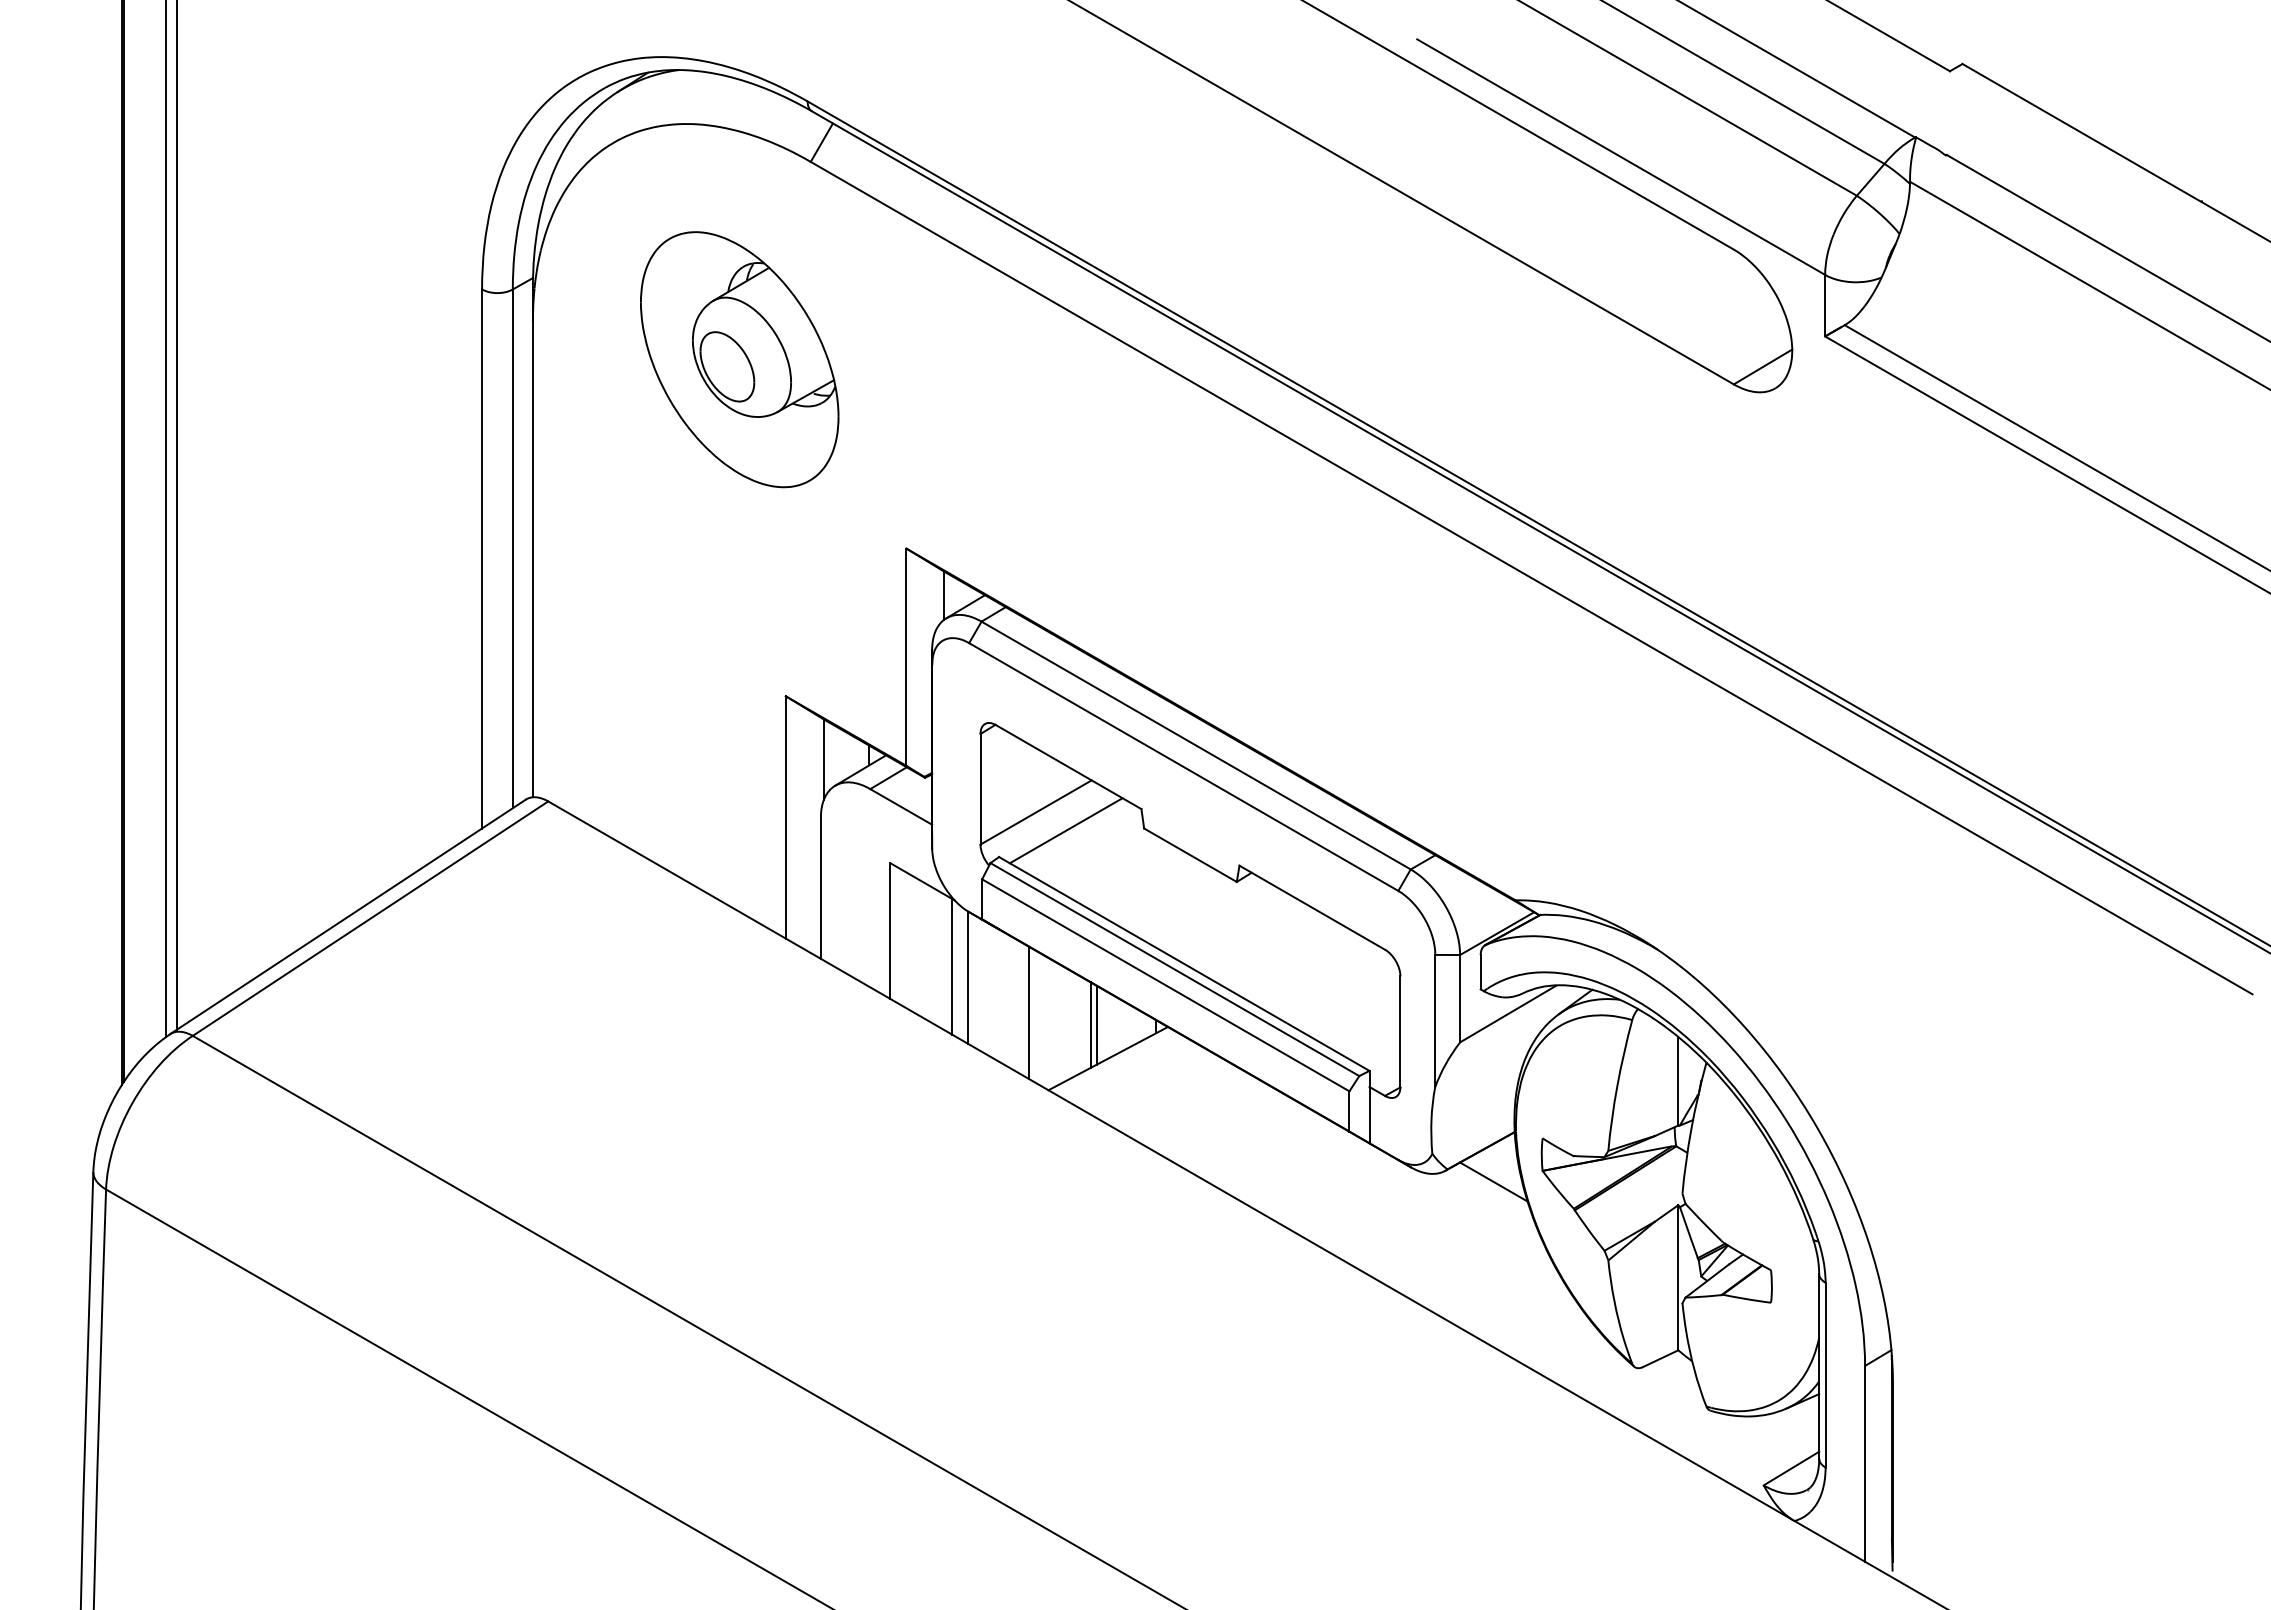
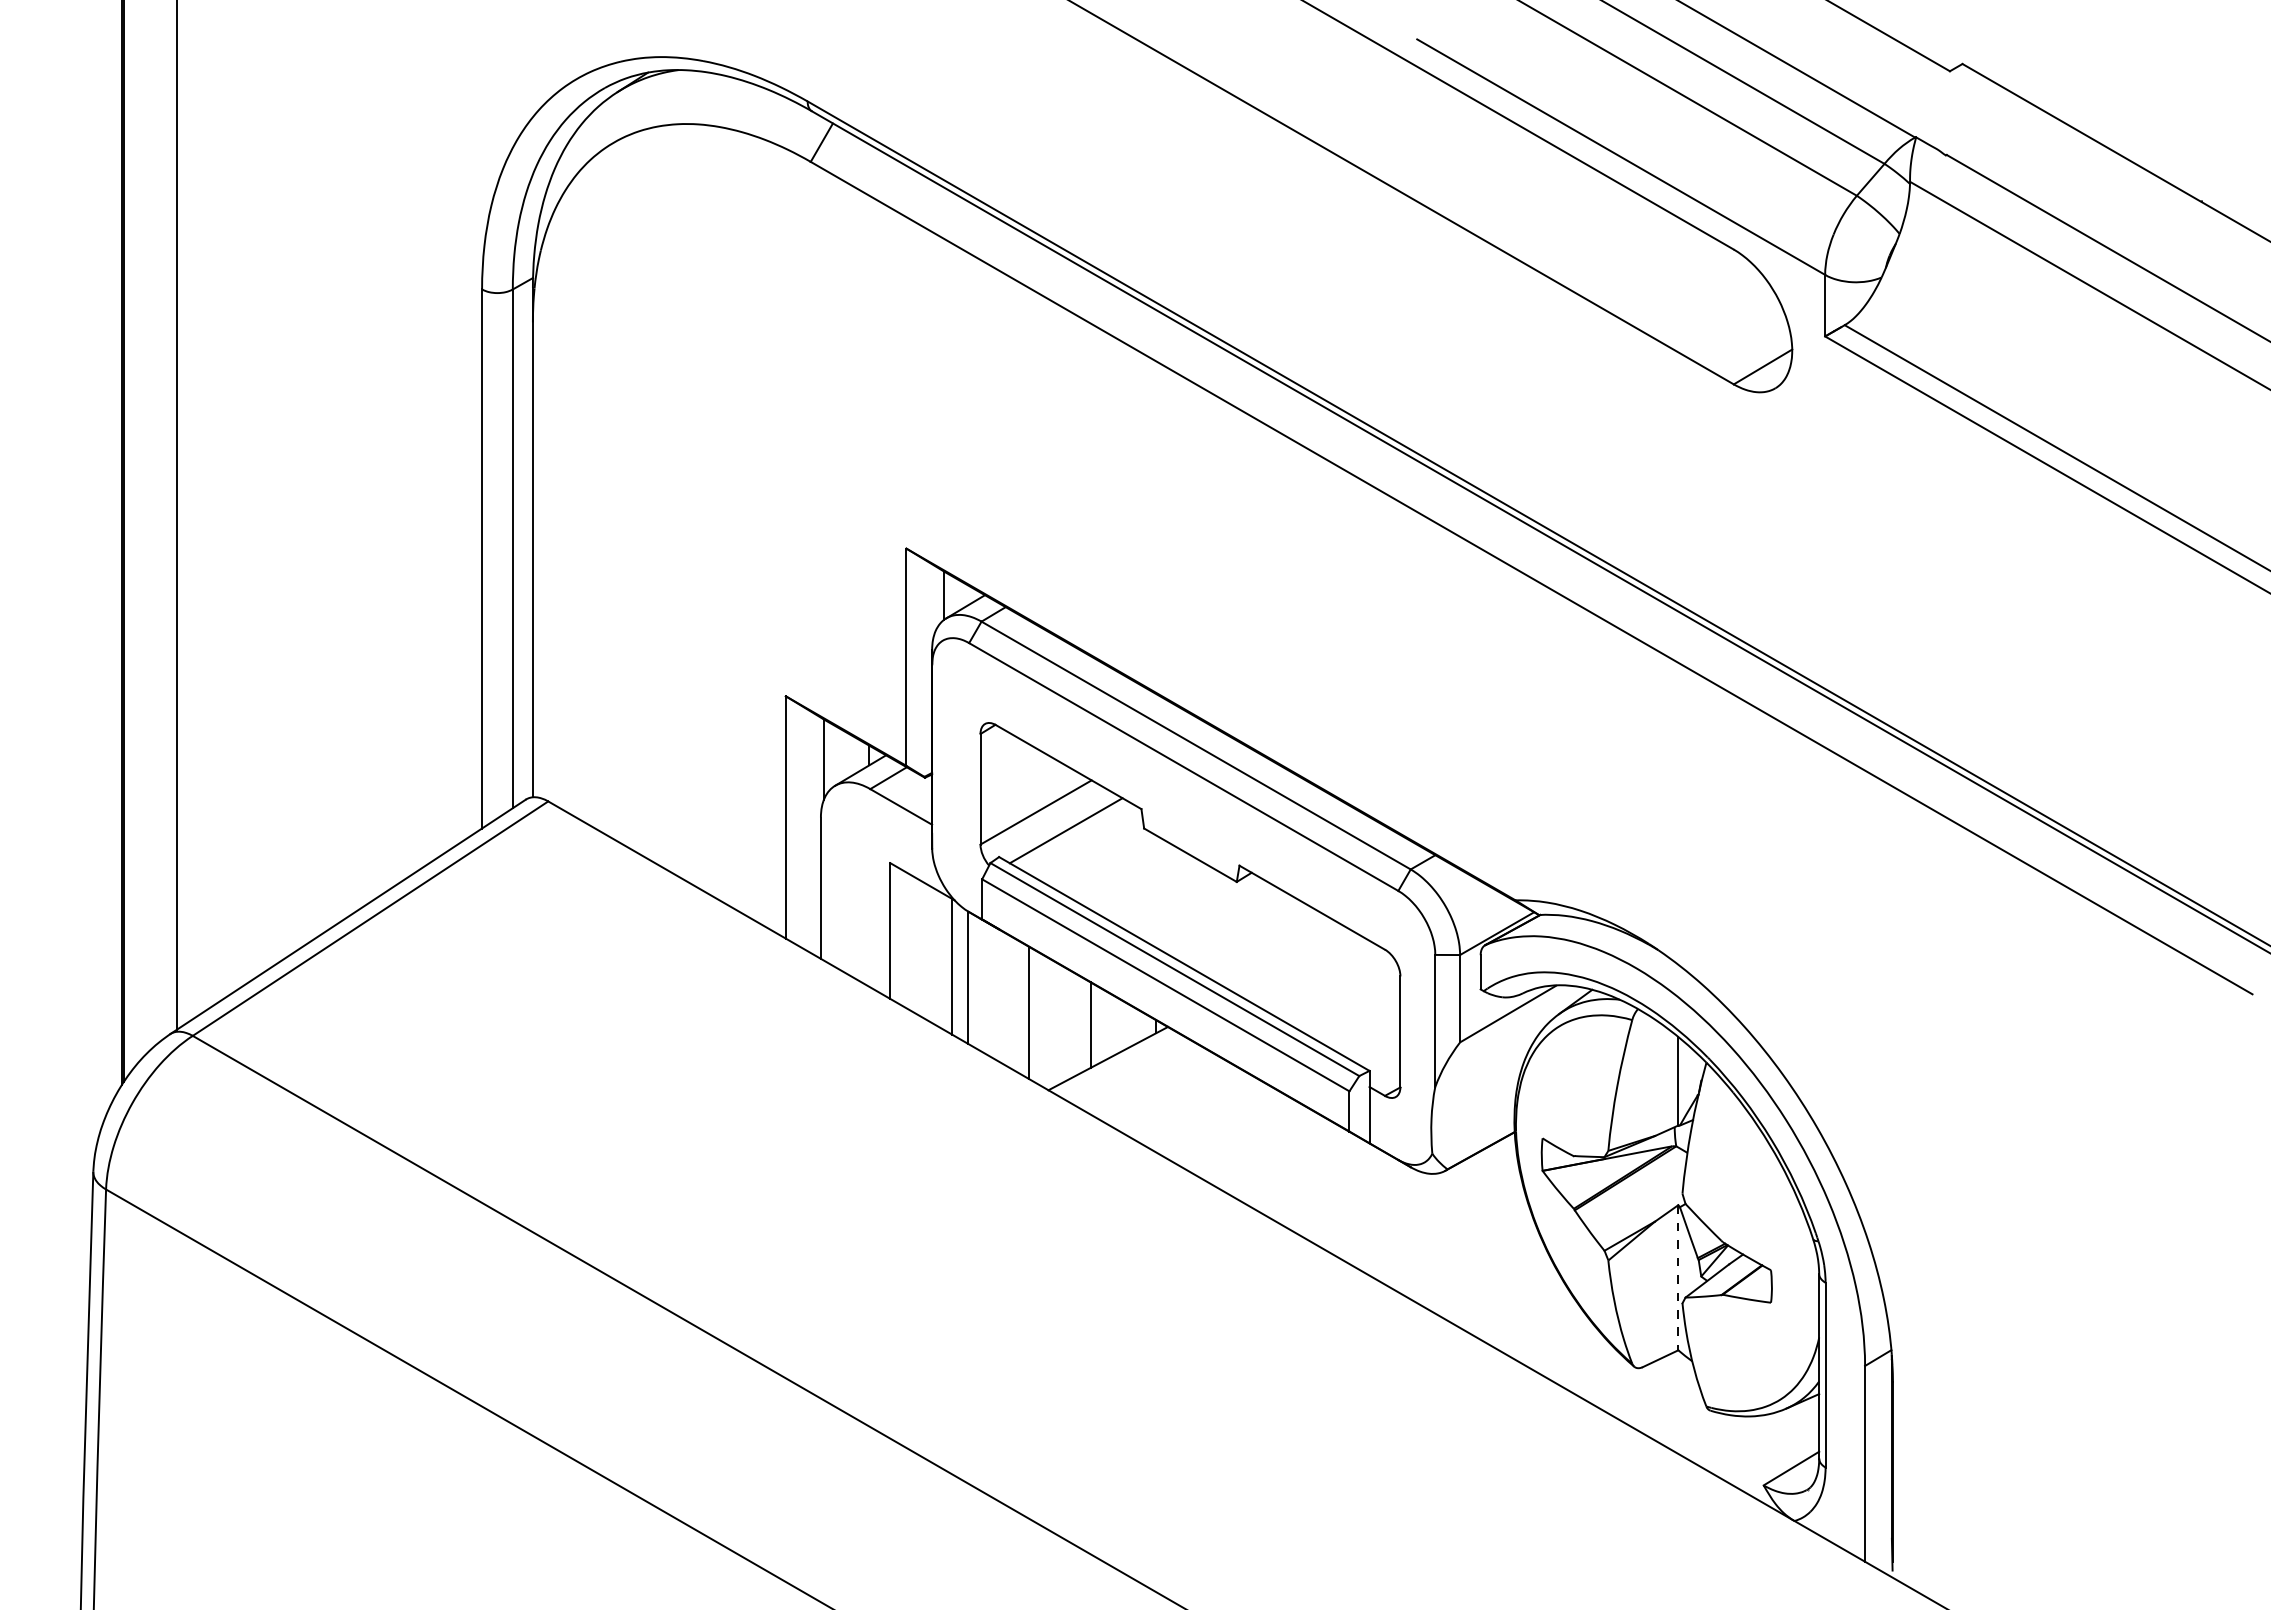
part: present -> none (739, 359)
line: present -> none (165, 519)
line: present -> none (1096, 1024)
line: present -> none (1493, 1181)
line: solid -> dashed (1678, 1277)
